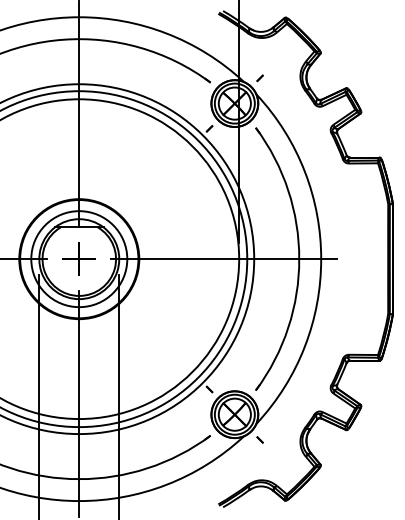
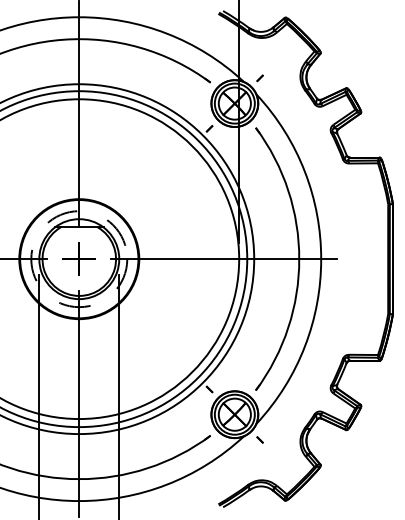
circle: solid -> dashed (79, 259)
